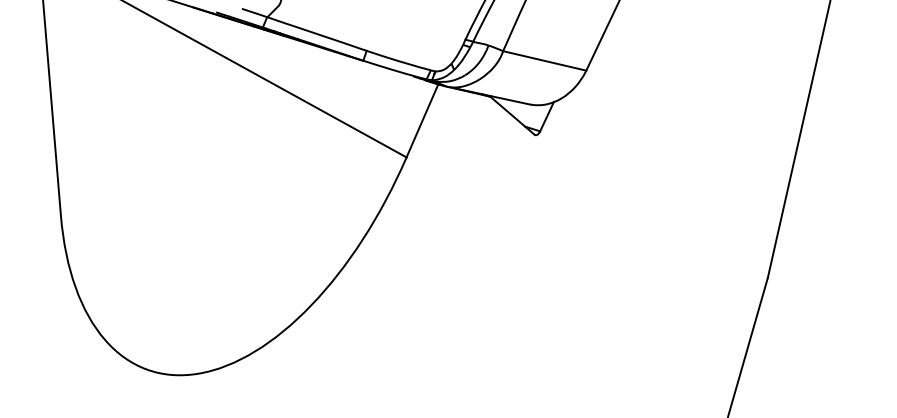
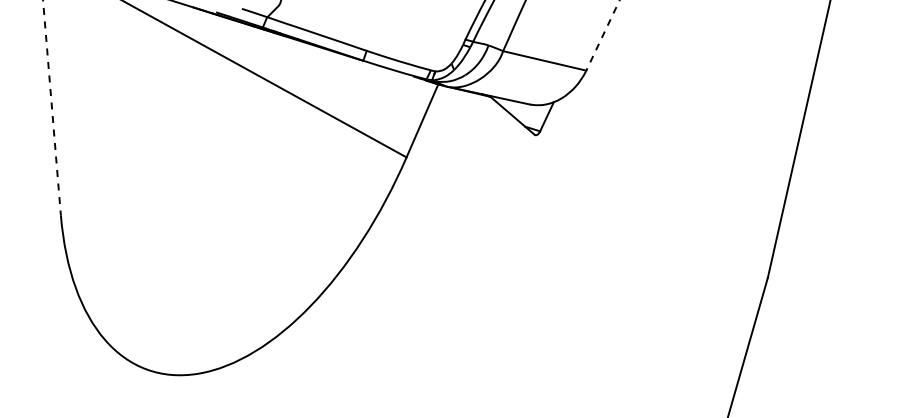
line: solid -> dashed (603, 35)
line: solid -> dashed (51, 107)
